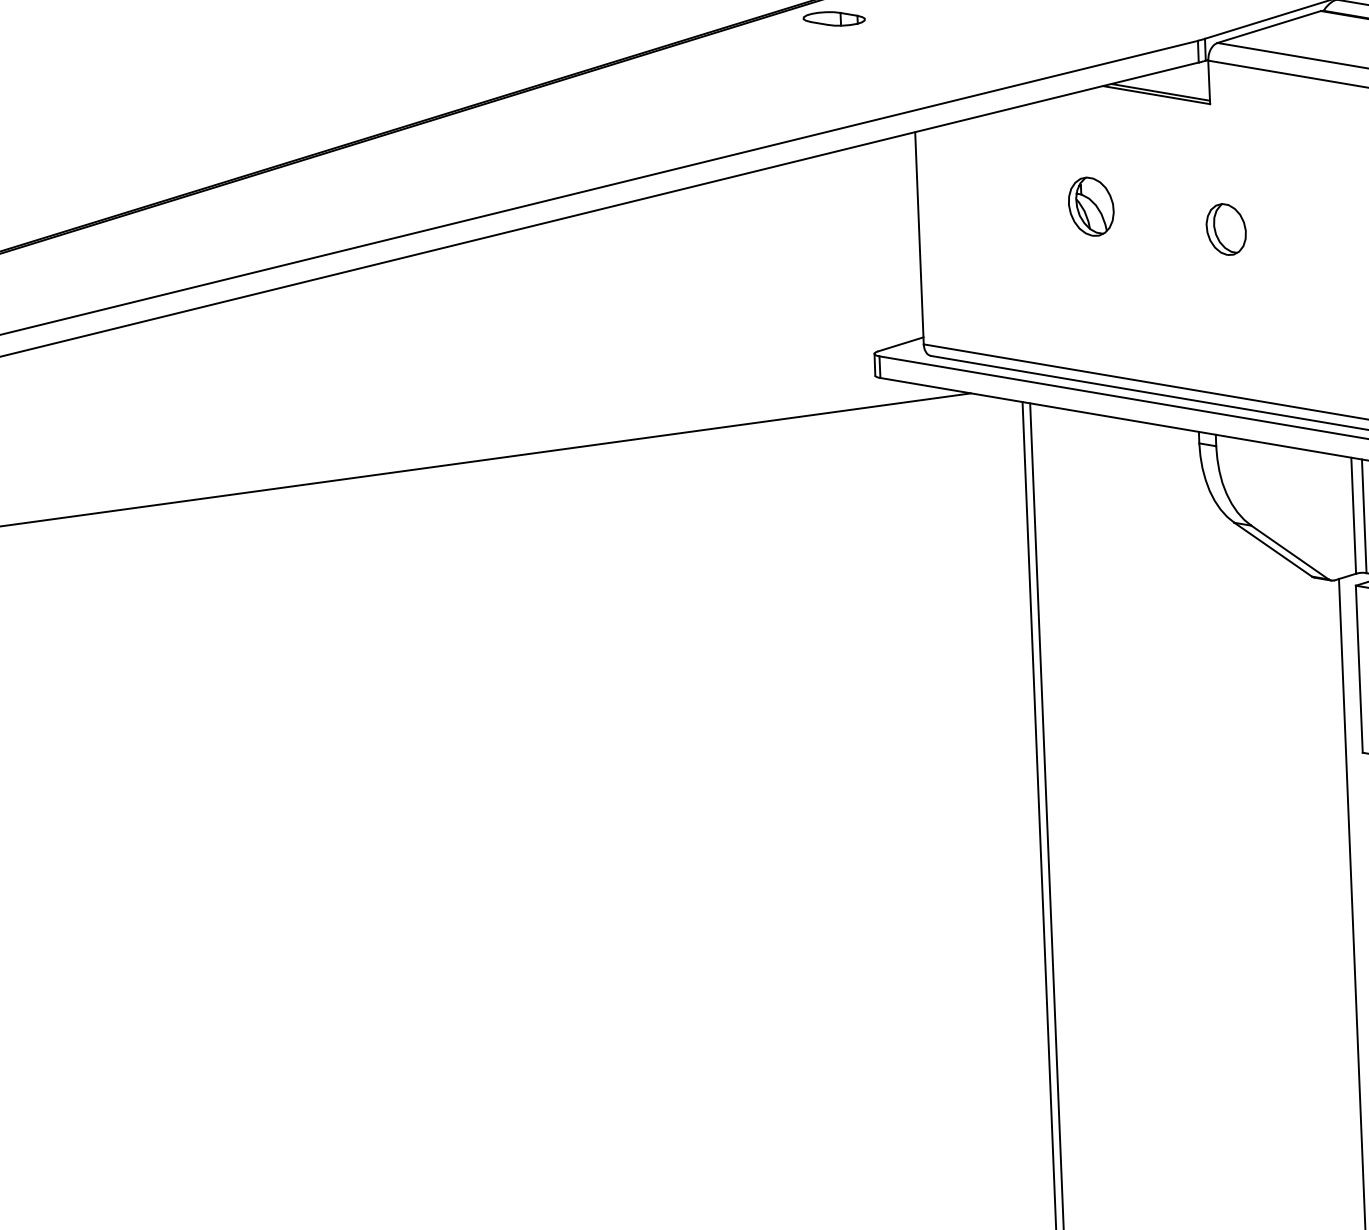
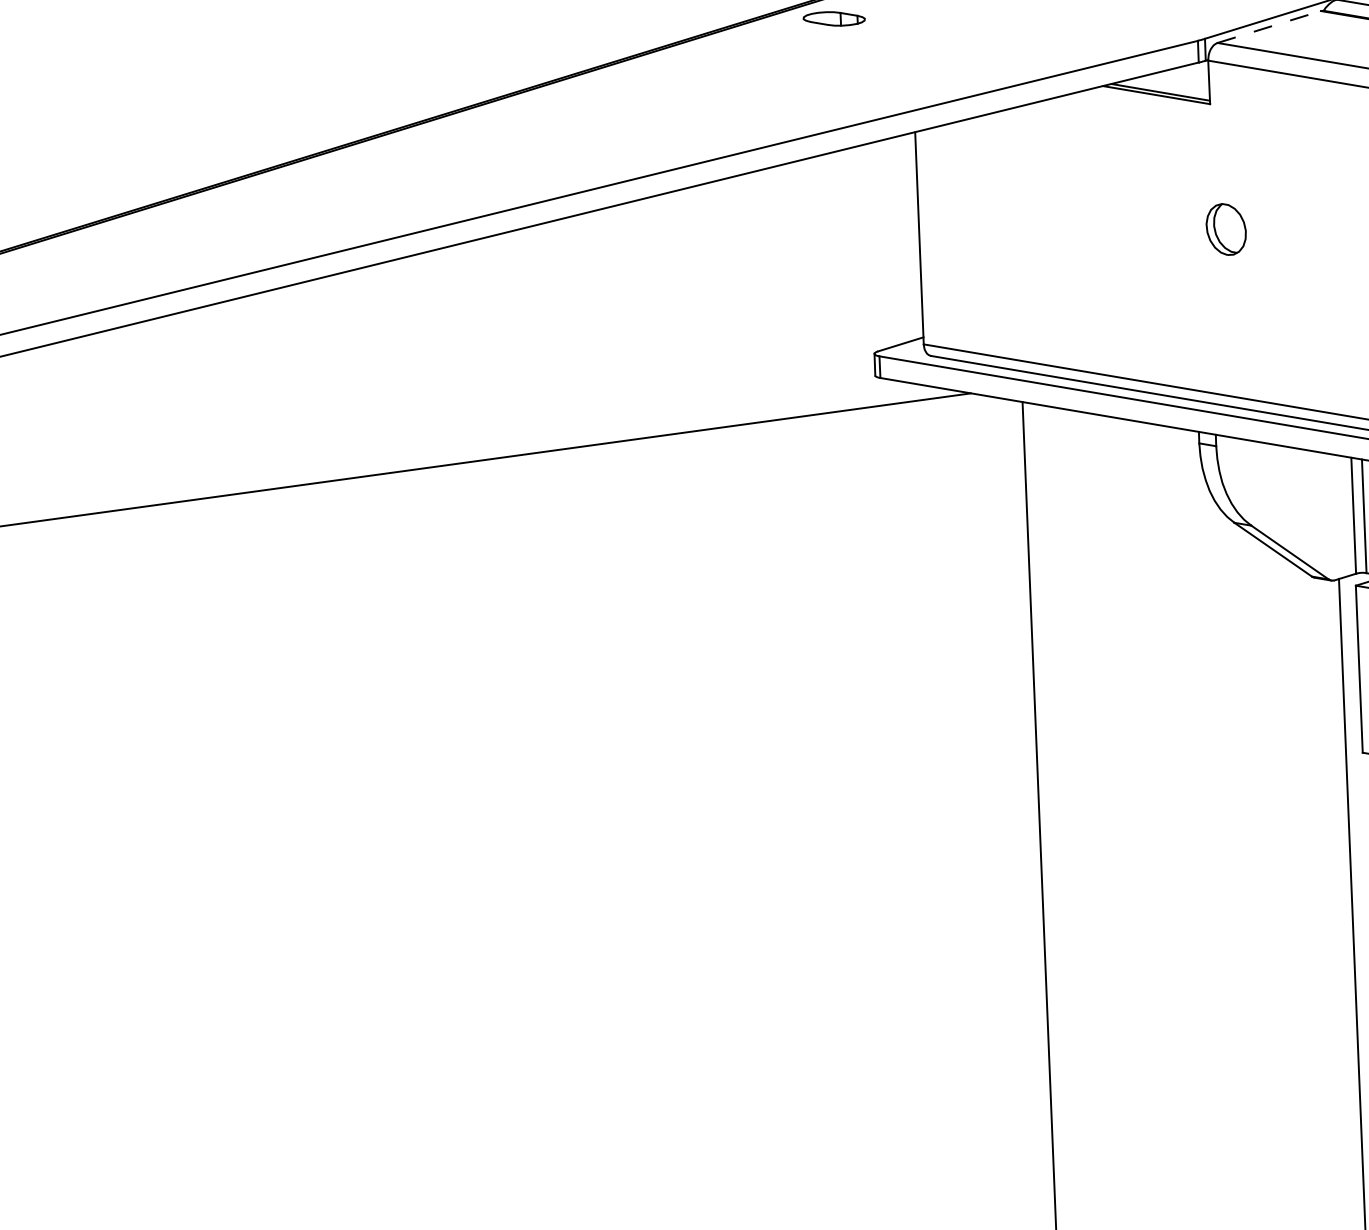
line: solid -> dashed (1269, 26)
part: present -> none (1091, 206)
line: present -> none (1046, 814)
